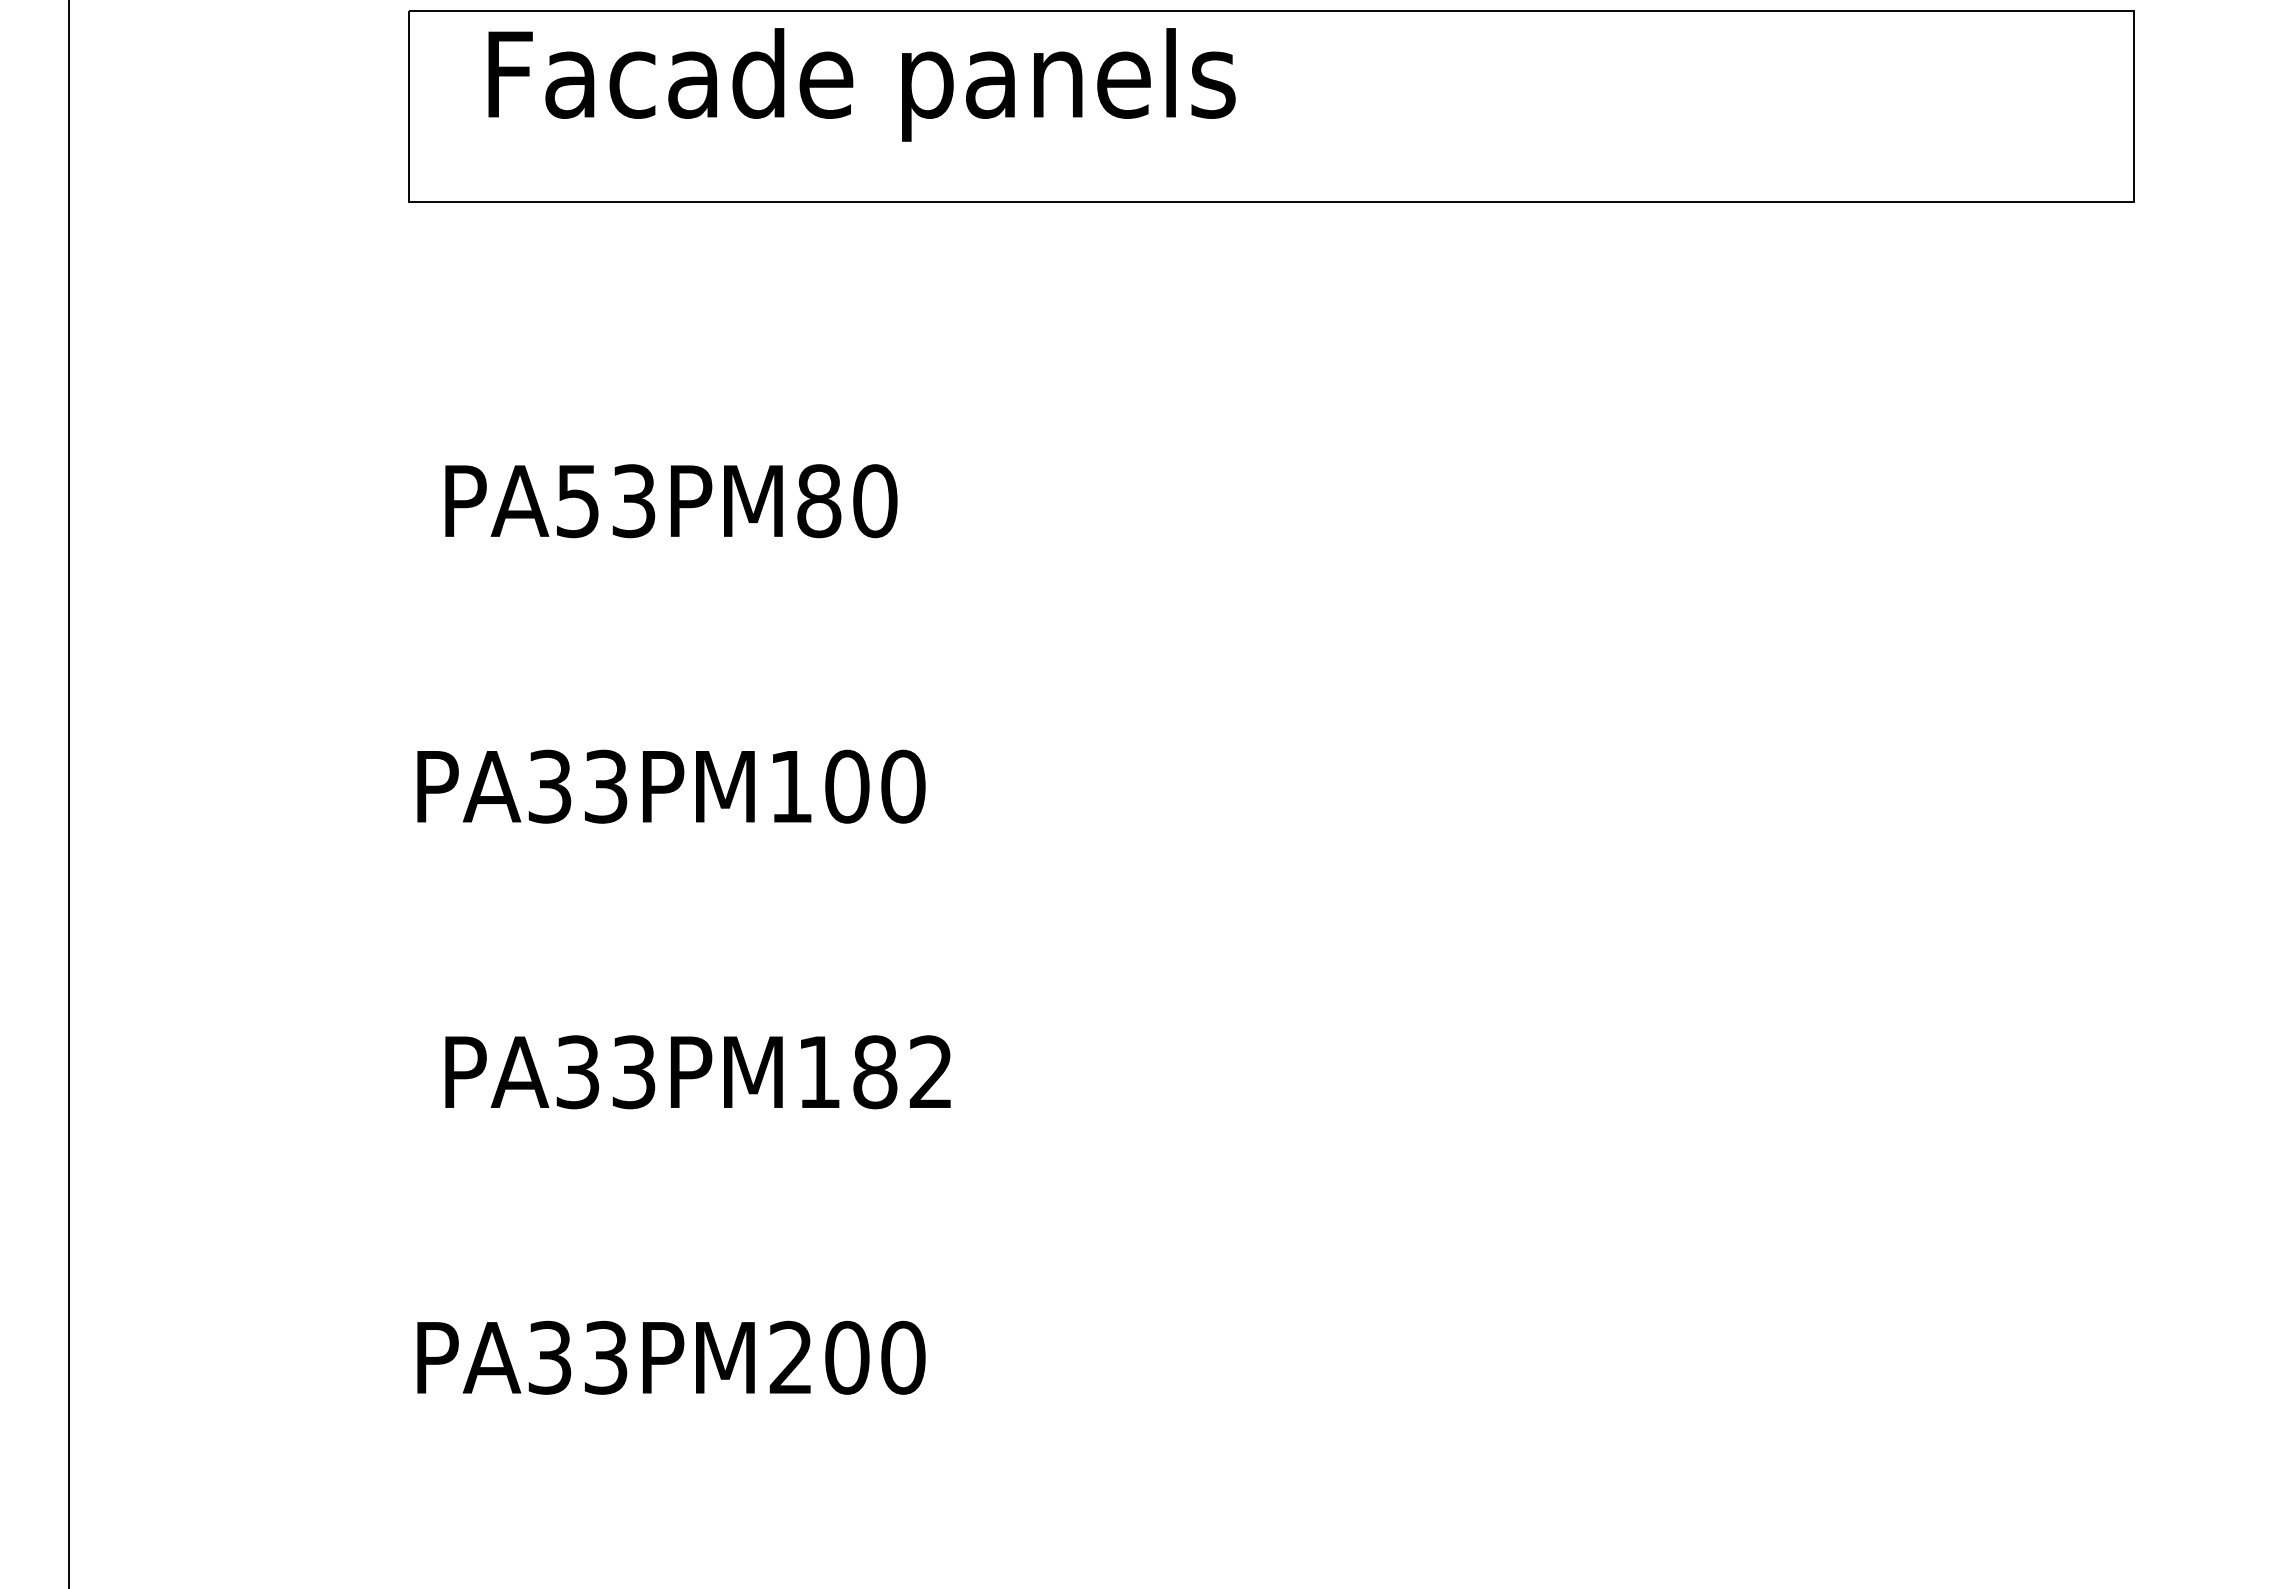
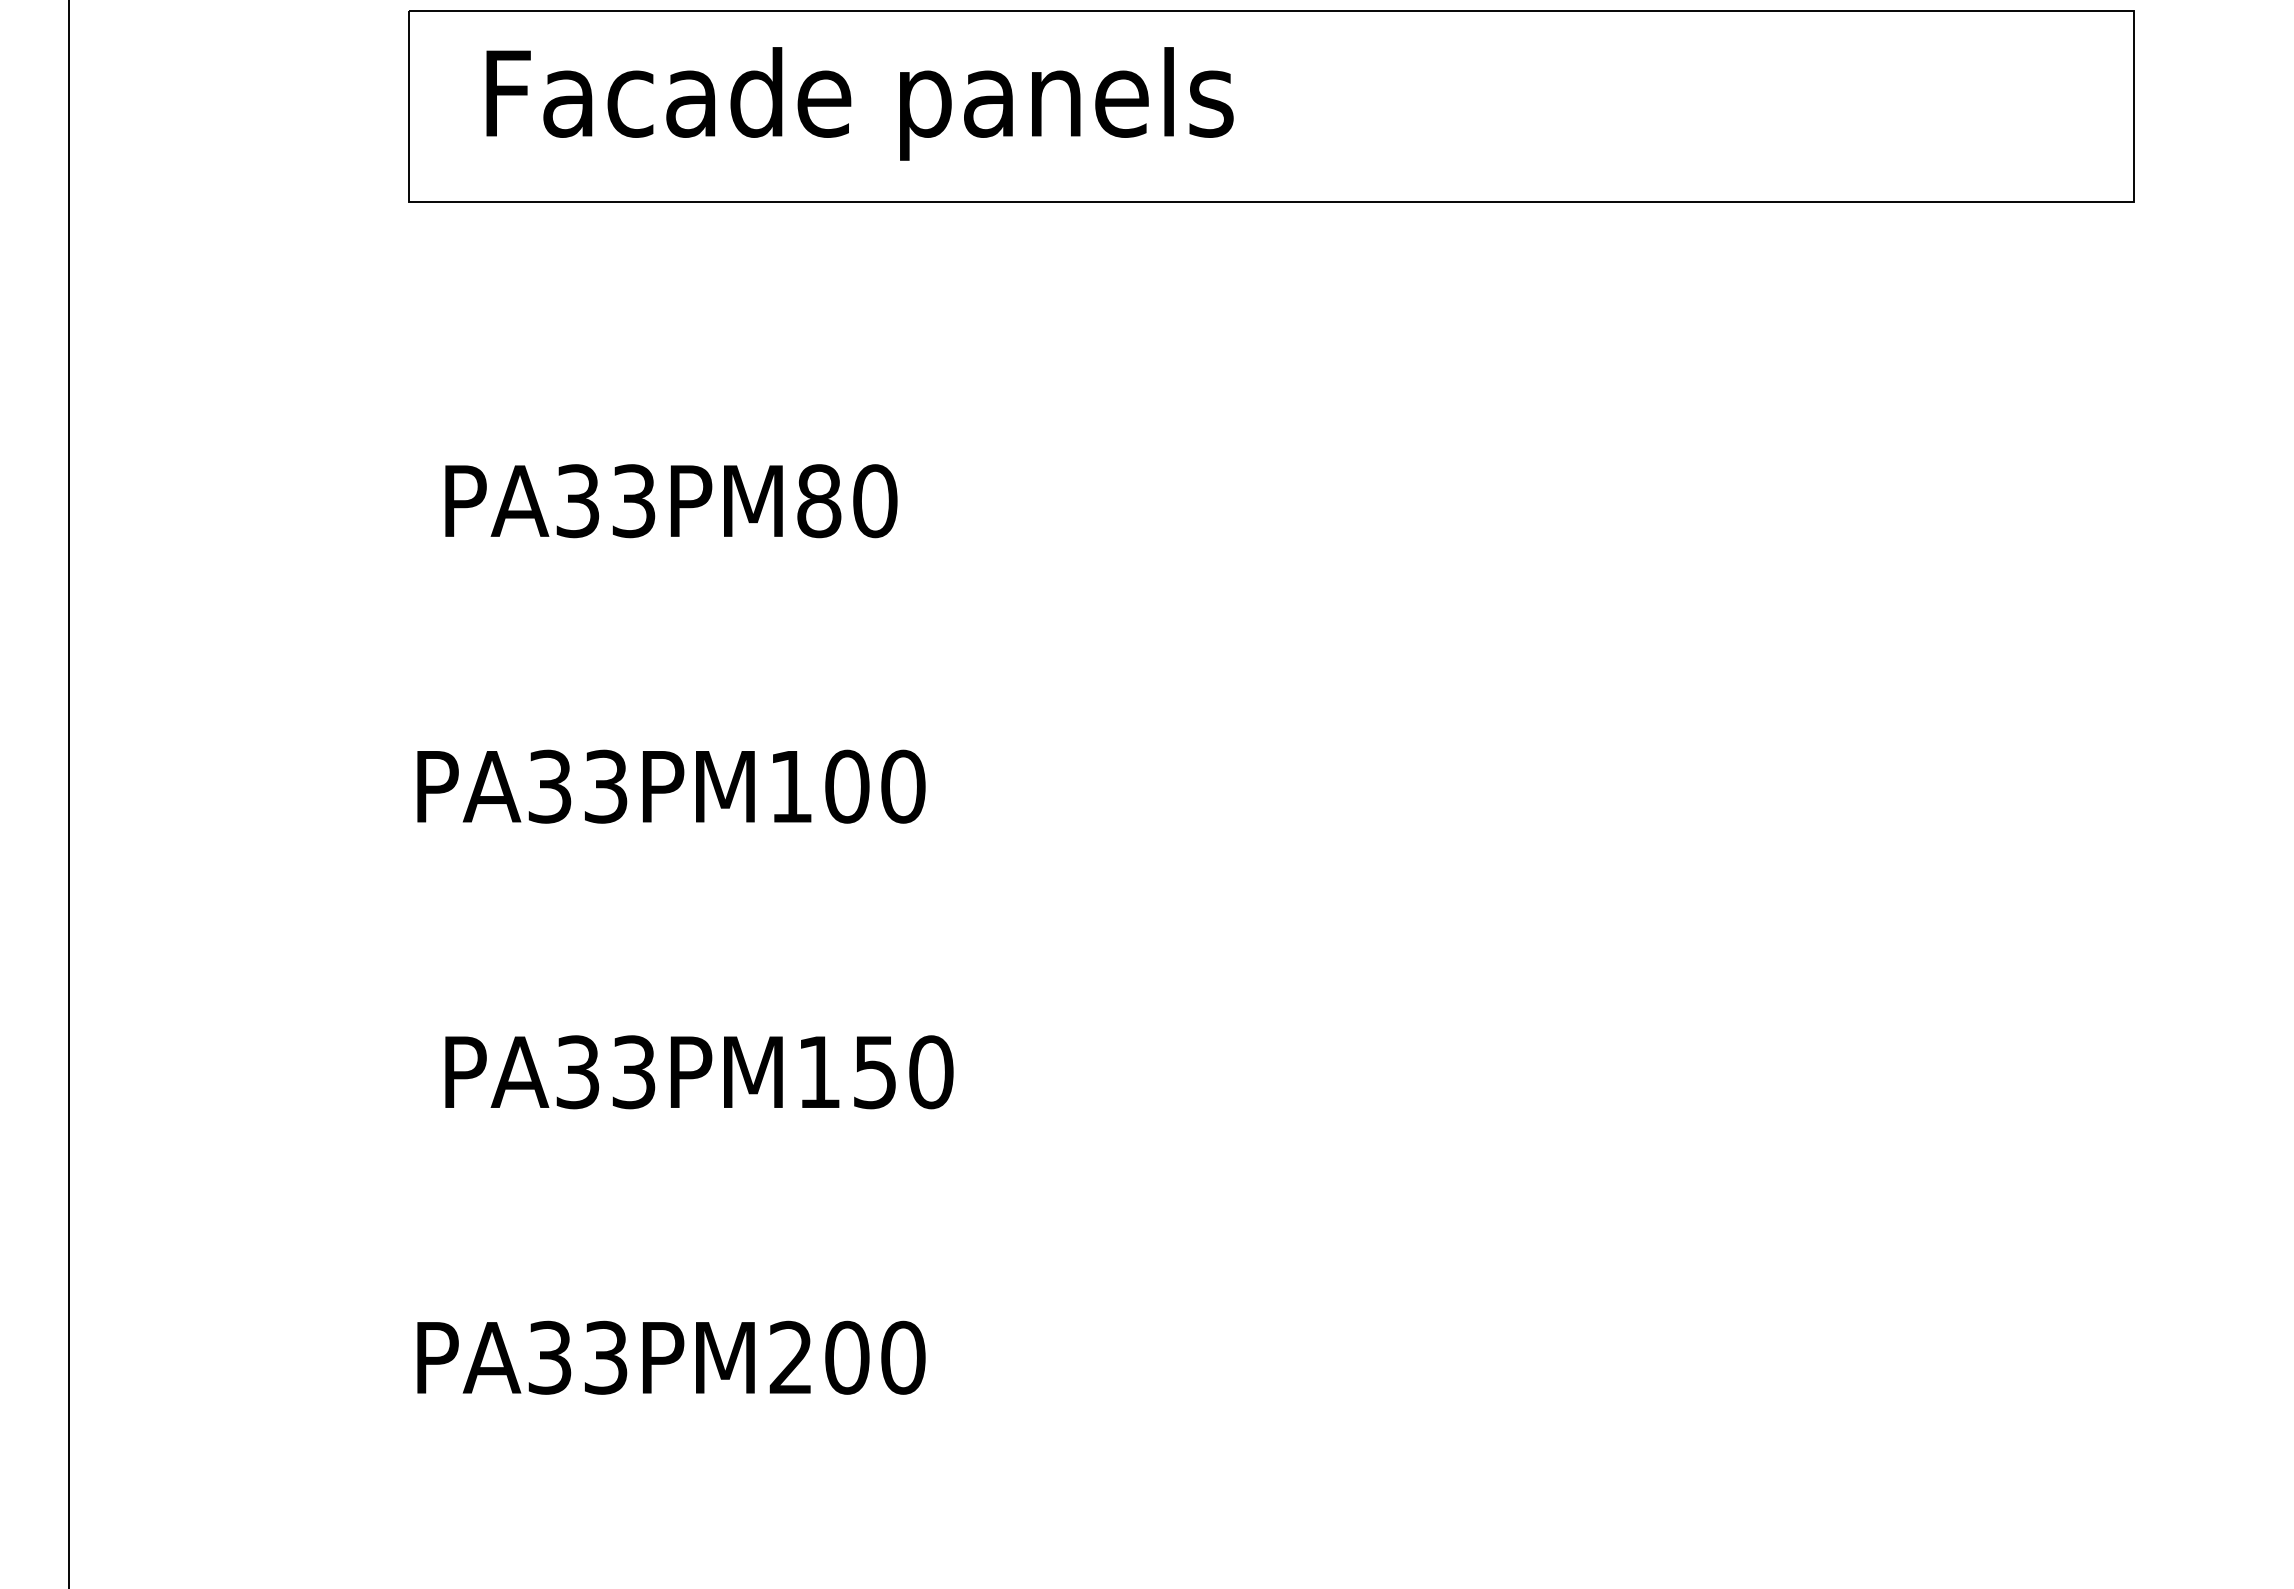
text position: (861, 84) -> (859, 103) (859, 103)
text: PA53PM80 -> PA33PM80 (578, 500)
text: PA33PM182 -> PA33PM150 (903, 1072)
